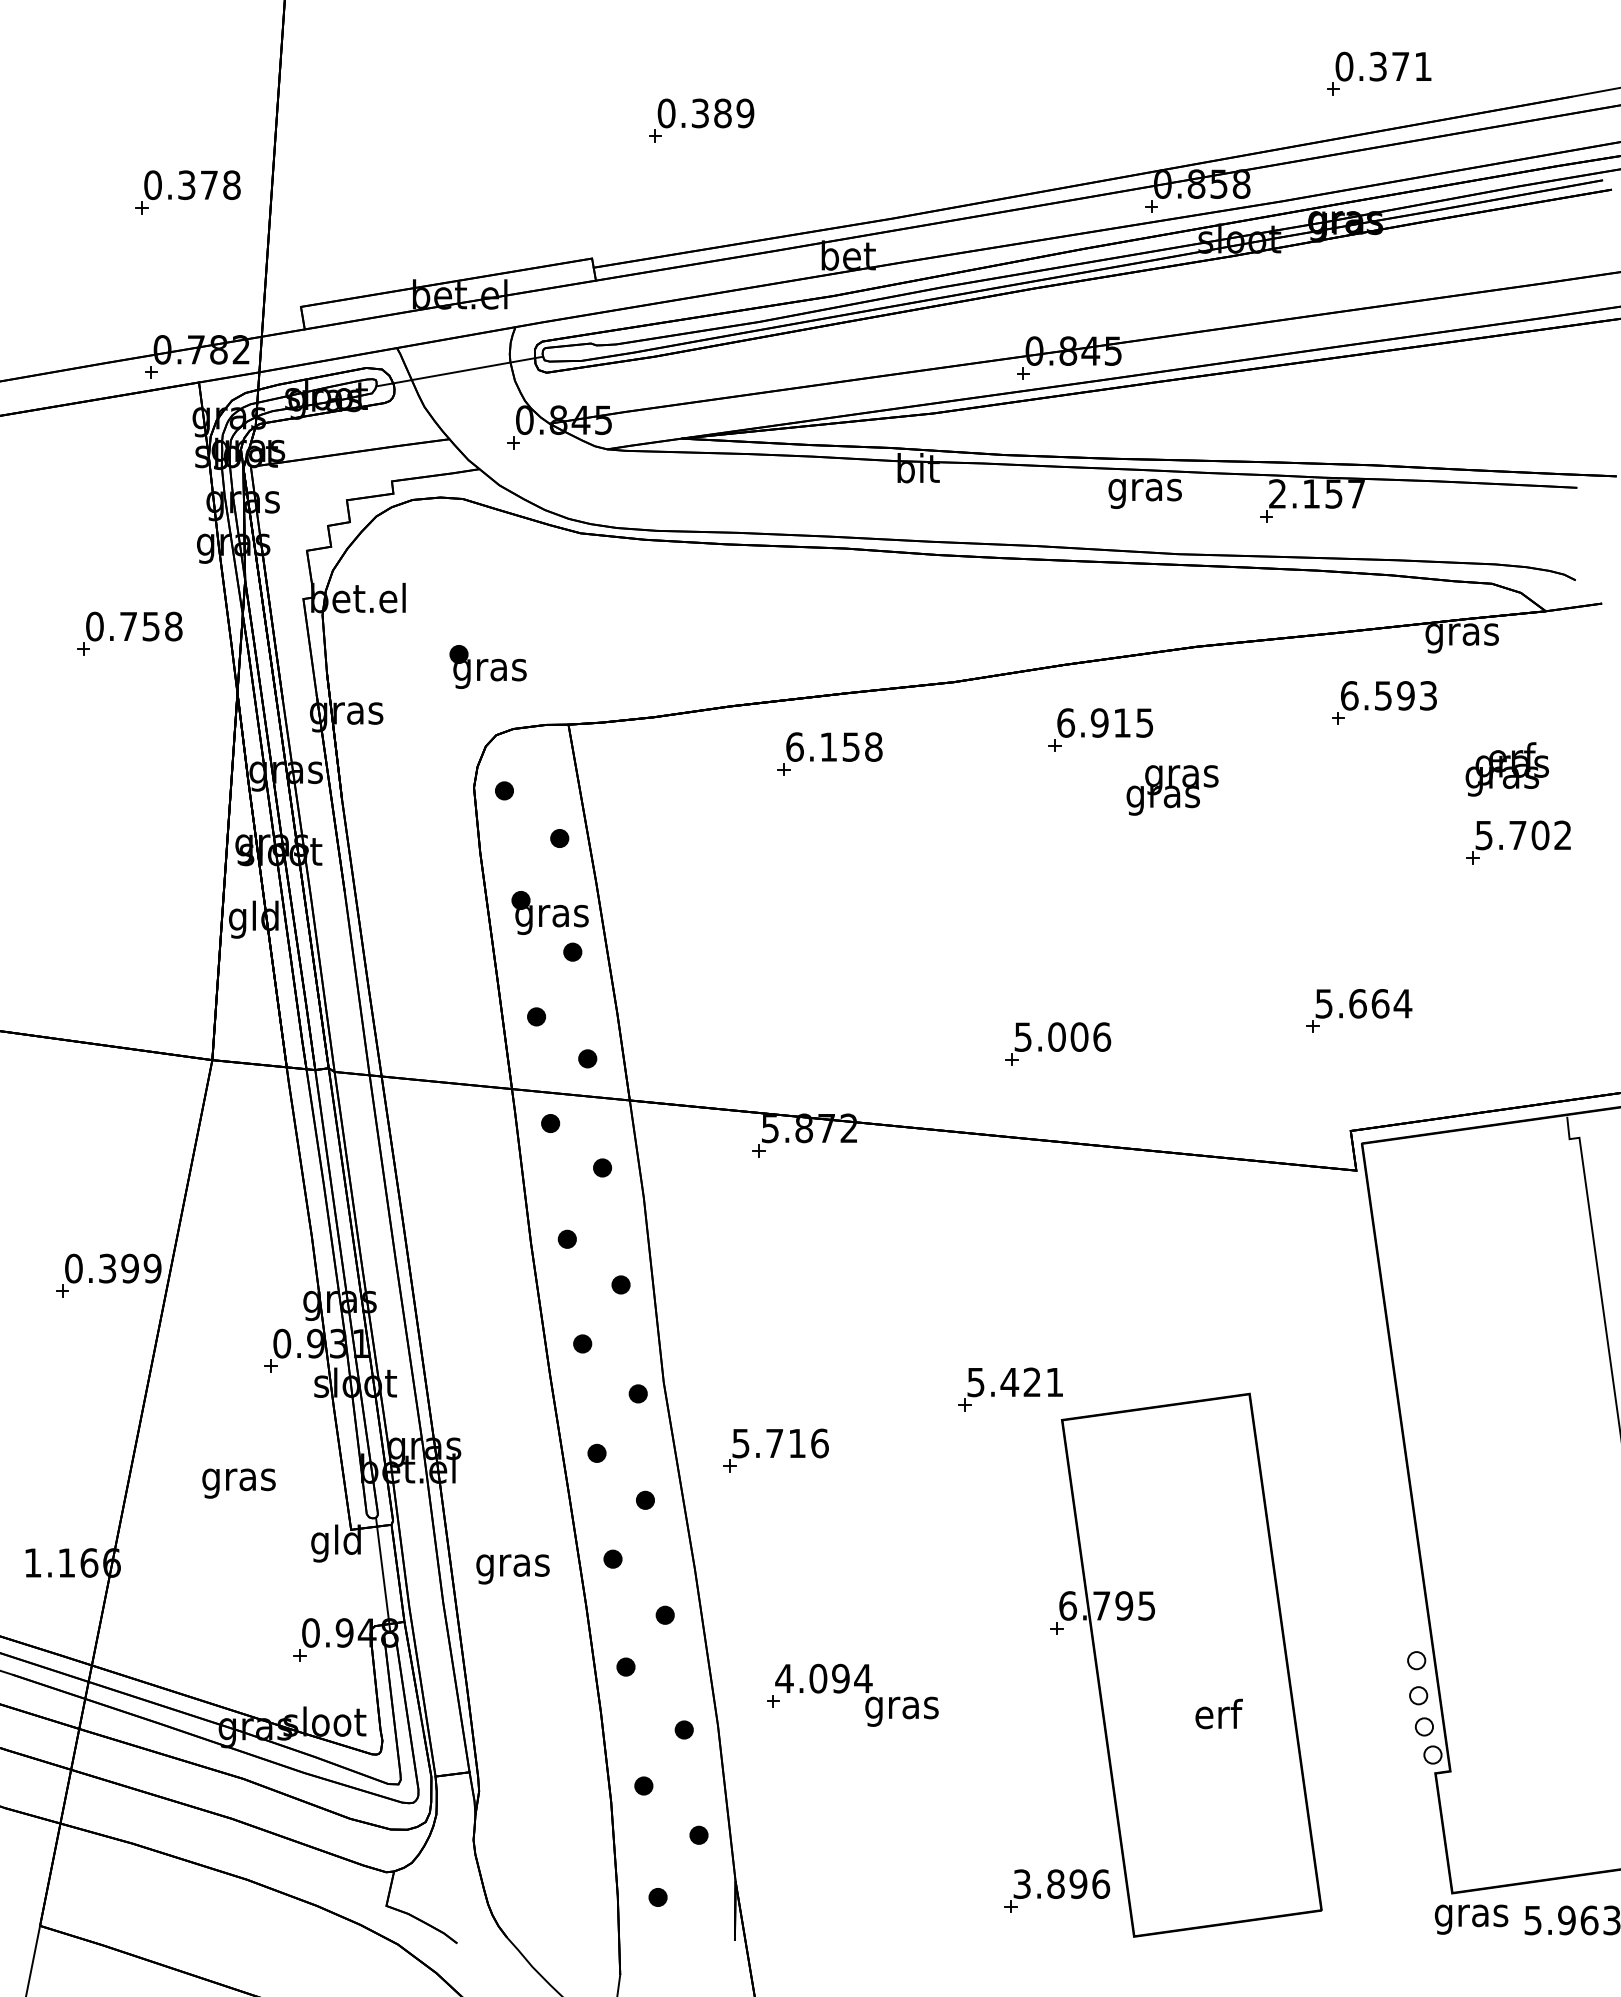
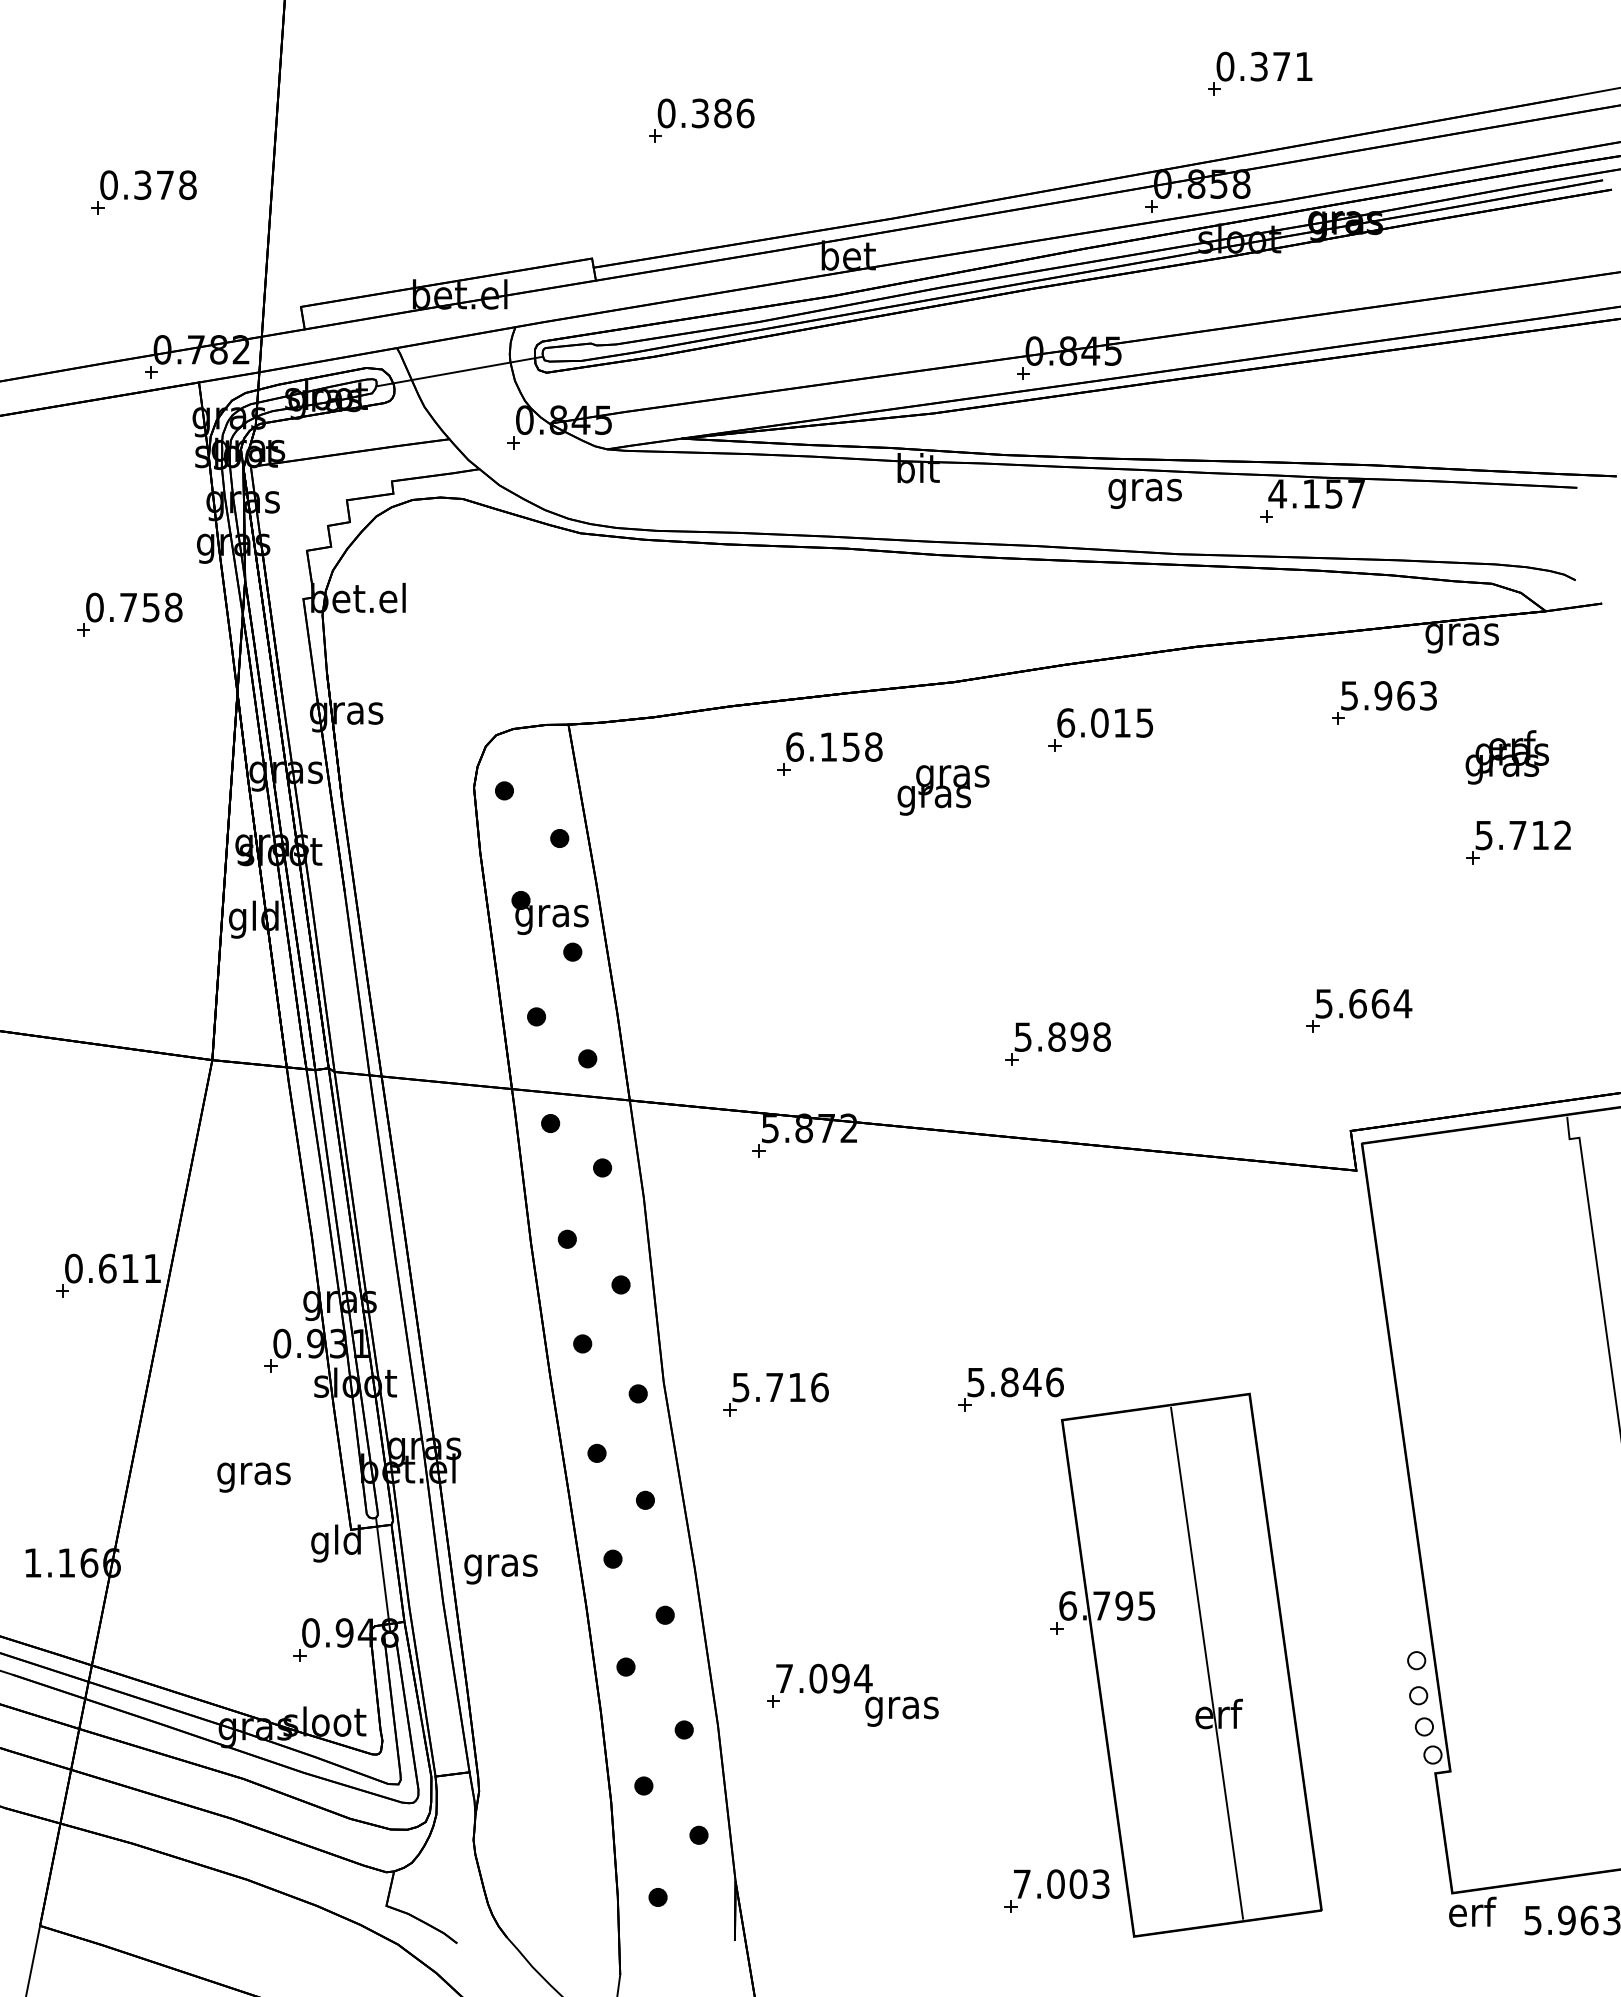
part position: (1379, 73) -> (1260, 73) (1260, 73)
text: 0.389 -> 0.386 (745, 113)
part position: (187, 192) -> (143, 192) (143, 192)
text: 2.157 -> 4.157 (1277, 493)
part position: (129, 633) -> (129, 614) (129, 614)
part: present -> none (487, 666)
text: 6.593 -> 5.963 (1377, 695)
text: 6.915 -> 6.015 (1099, 722)
text position: (1506, 769) -> (1506, 757) (1506, 757)
text position: (1172, 790) -> (943, 790) (943, 790)
text: 5.702 -> 5.712 (1540, 835)
text: 5.006 -> 5.898 (1079, 1036)
text: 0.399 -> 0.611 (130, 1268)
text: 5.421 -> 5.846 (1031, 1382)
part position: (775, 1450) -> (775, 1394) (775, 1394)
text position: (238, 1483) -> (253, 1477) (253, 1477)
text position: (512, 1569) -> (500, 1569) (500, 1569)
line: none -> present (1207, 1662)
text: 4.094 -> 7.094 (784, 1678)
text: 3.896 -> 7.003 (1061, 1884)
text: gras -> erf (1471, 1915)
